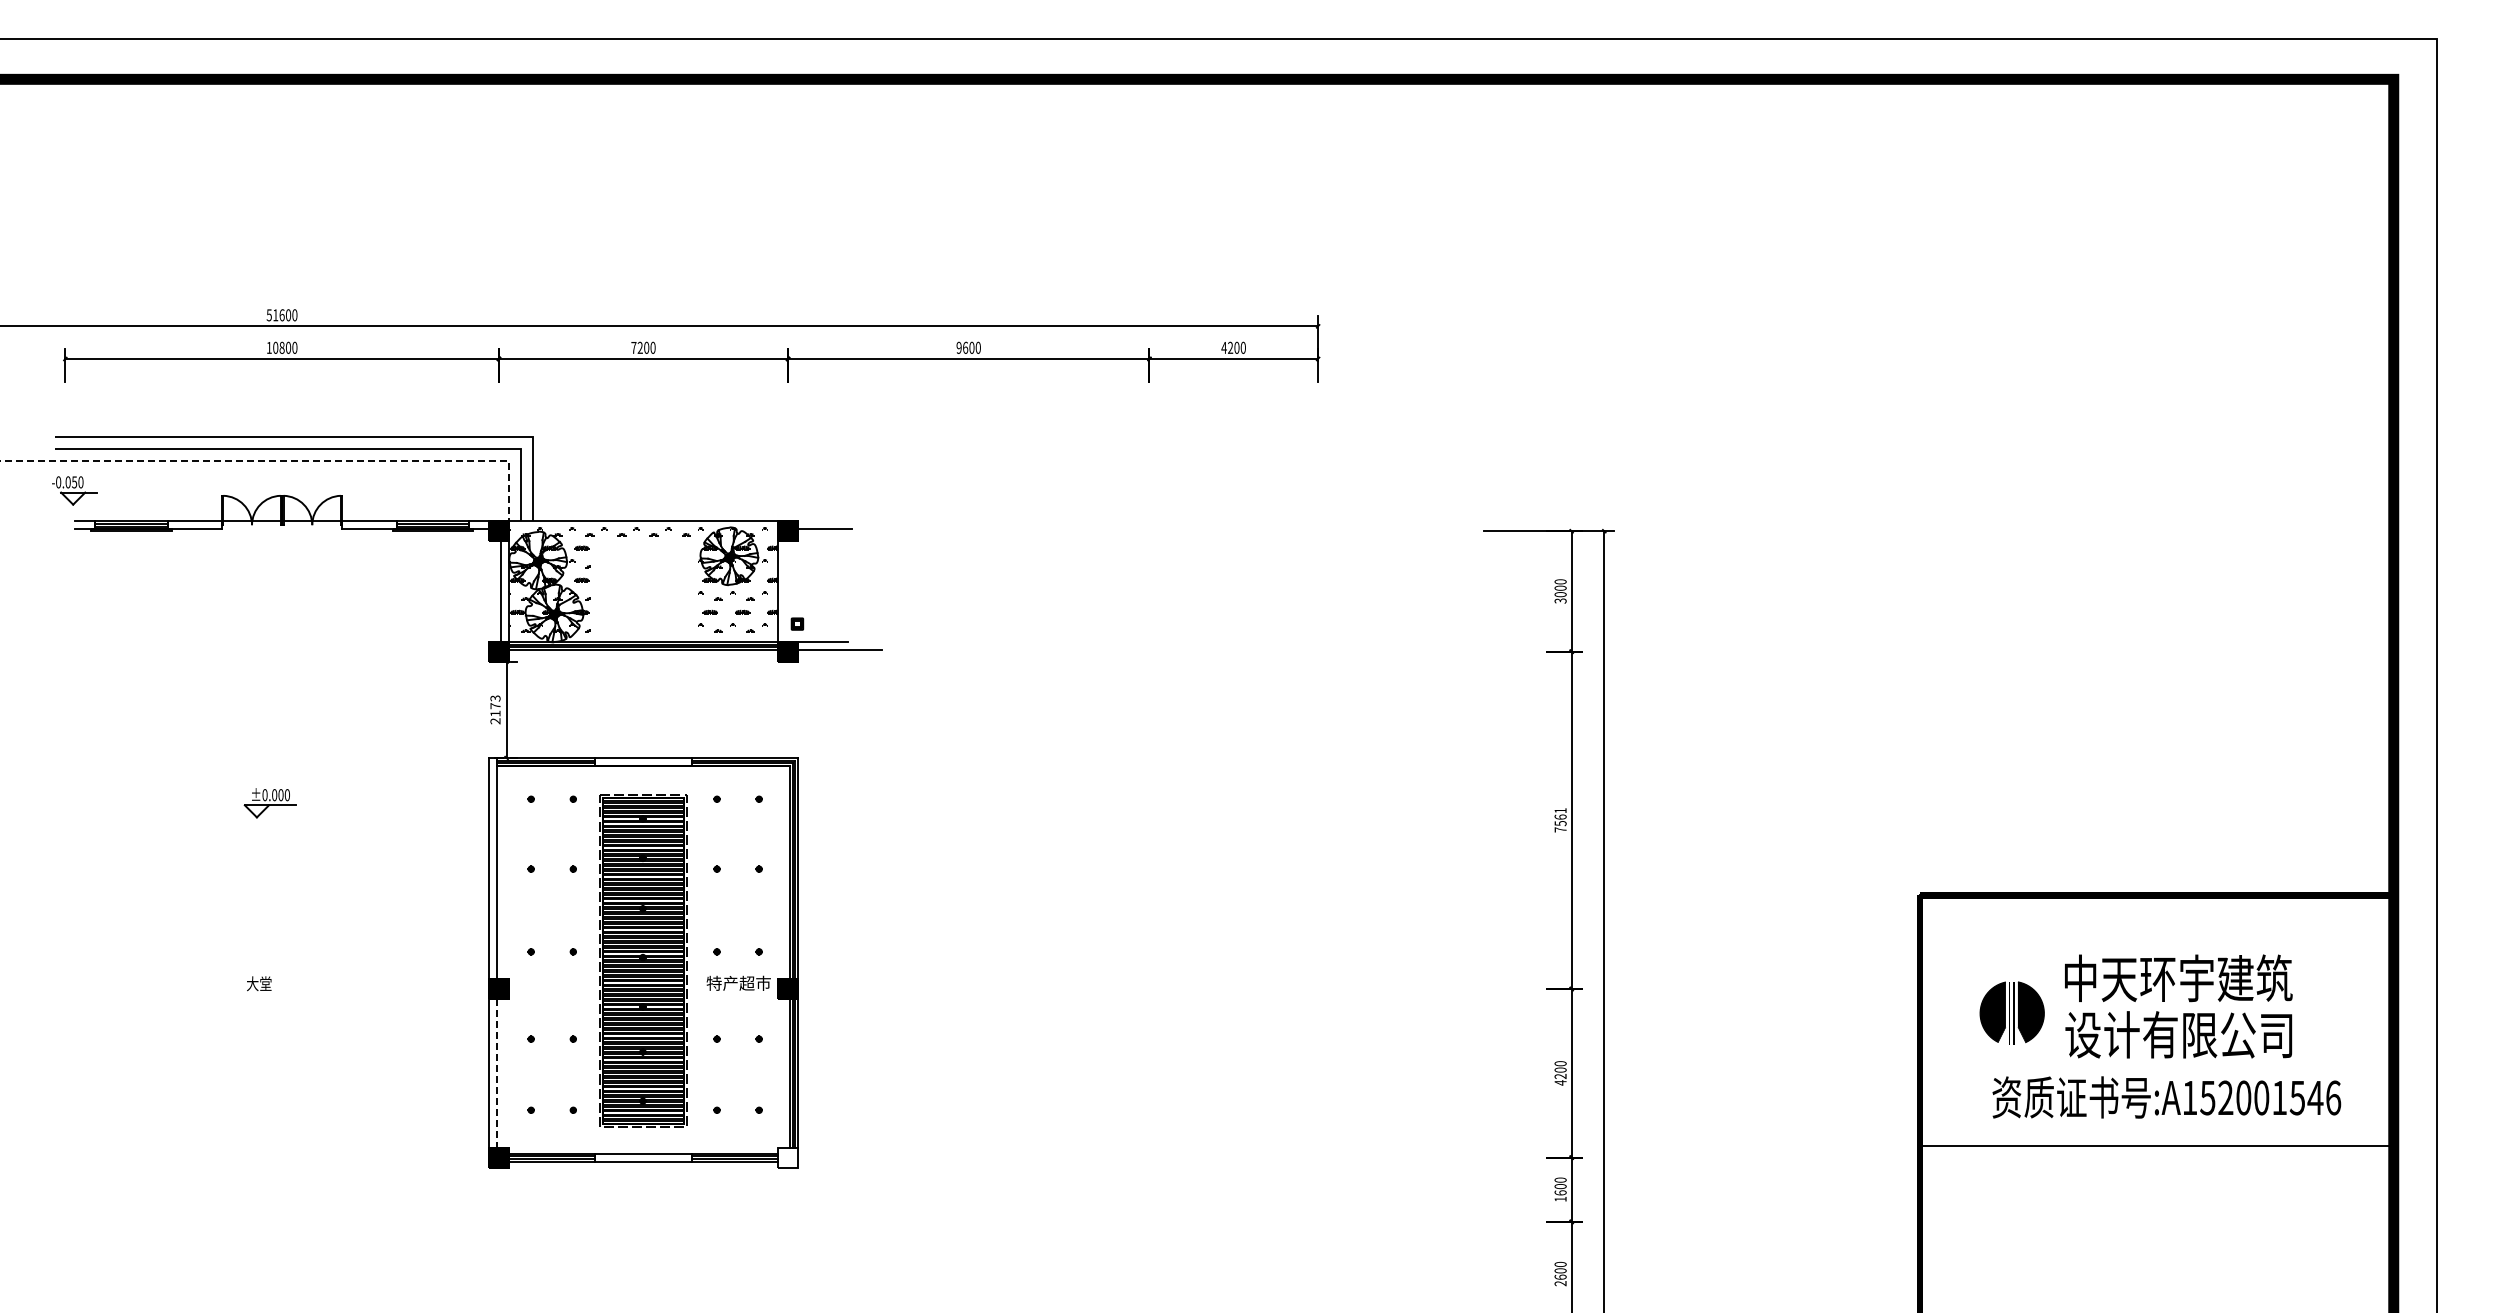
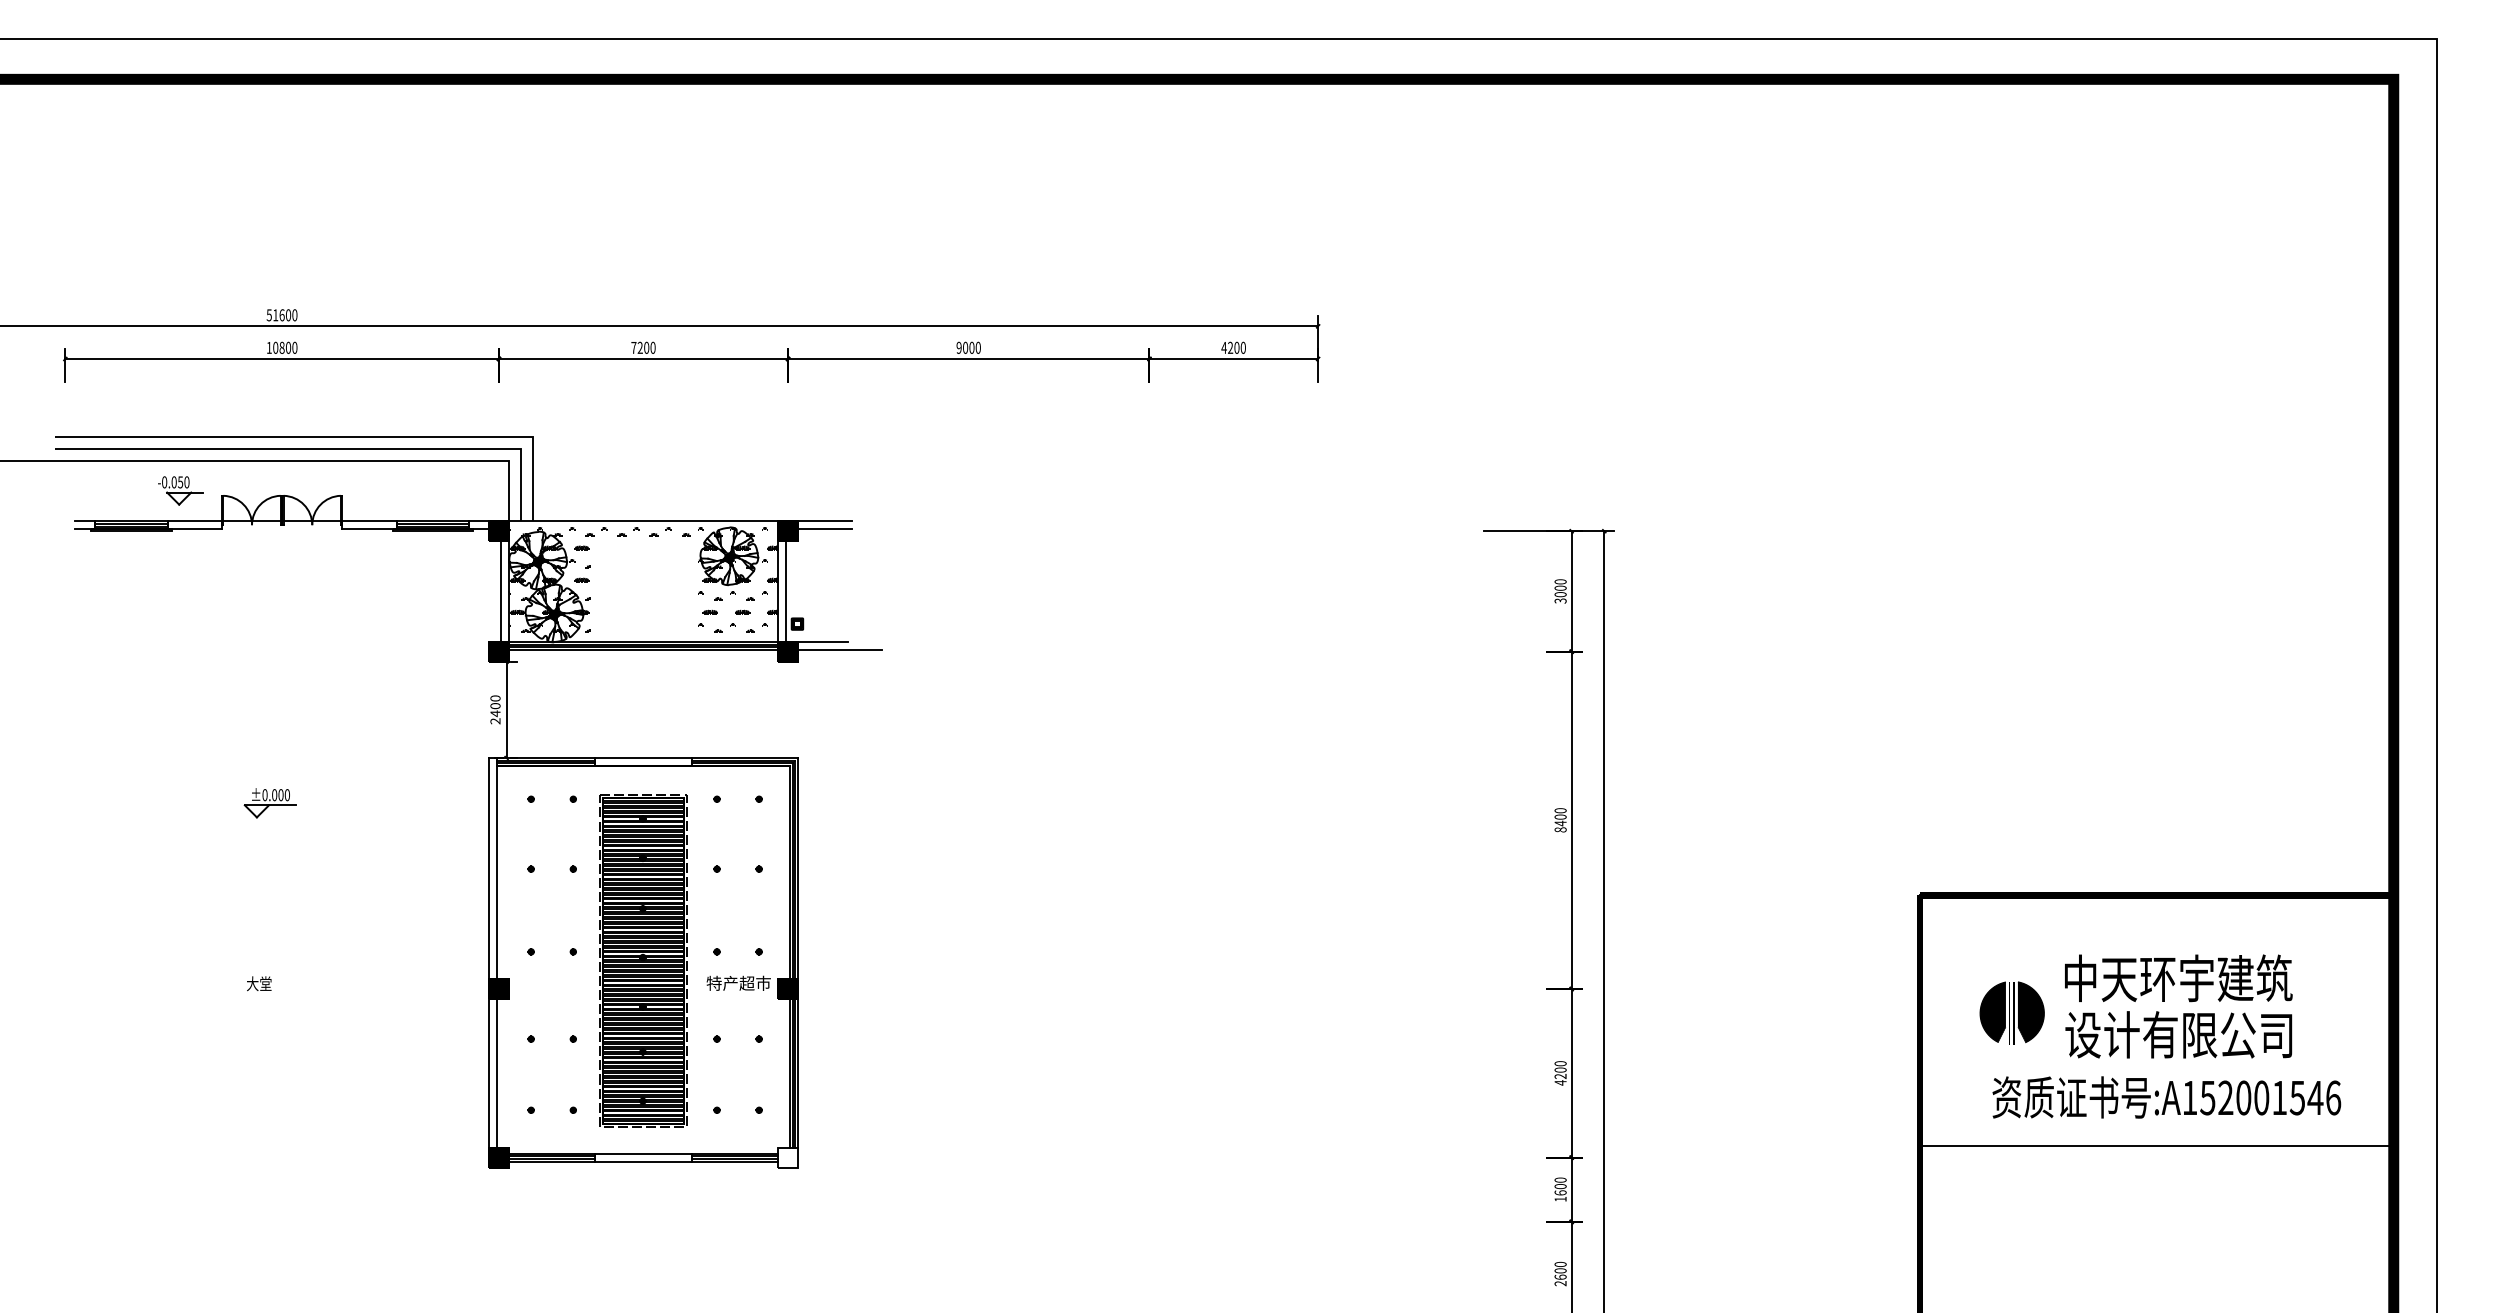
text: 9600 -> 9000 (965, 347)
line: dashed -> solid (286, 460)
part position: (74, 490) -> (180, 490) (180, 490)
line: none -> present (825, 521)
line: none -> present (786, 591)
text: 2173 -> 2400 (495, 706)
text: 7561 -> 8400 (1560, 820)
line: dashed -> solid (496, 1073)
